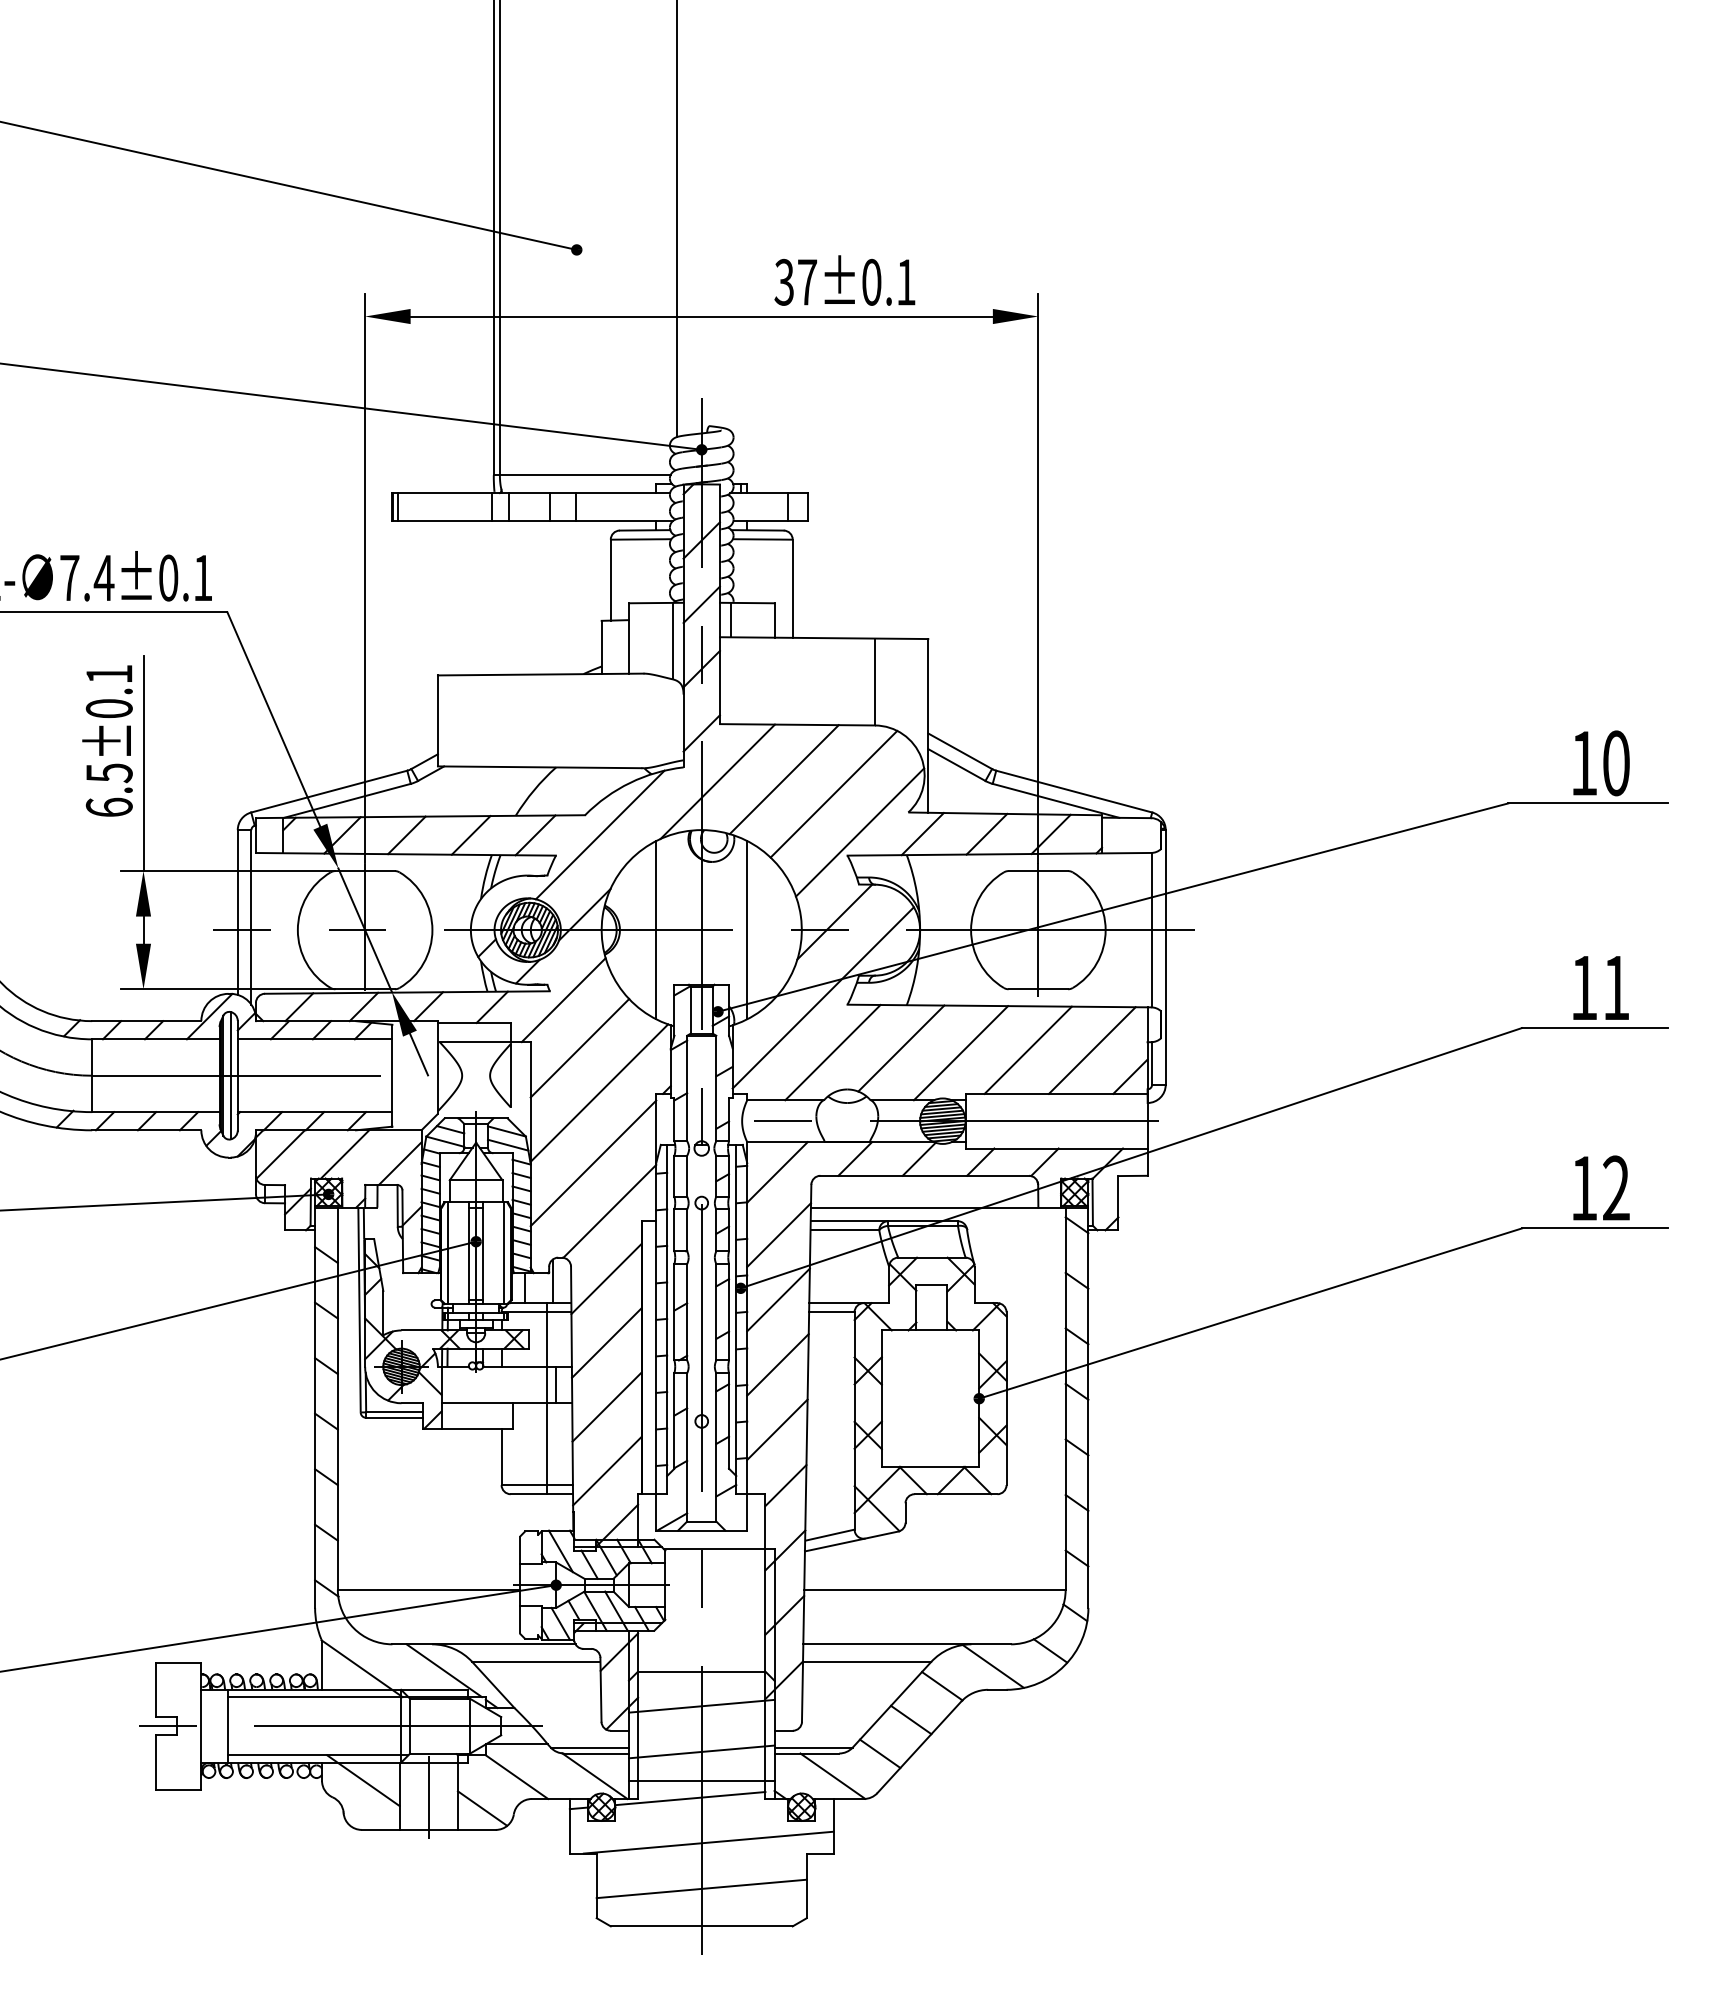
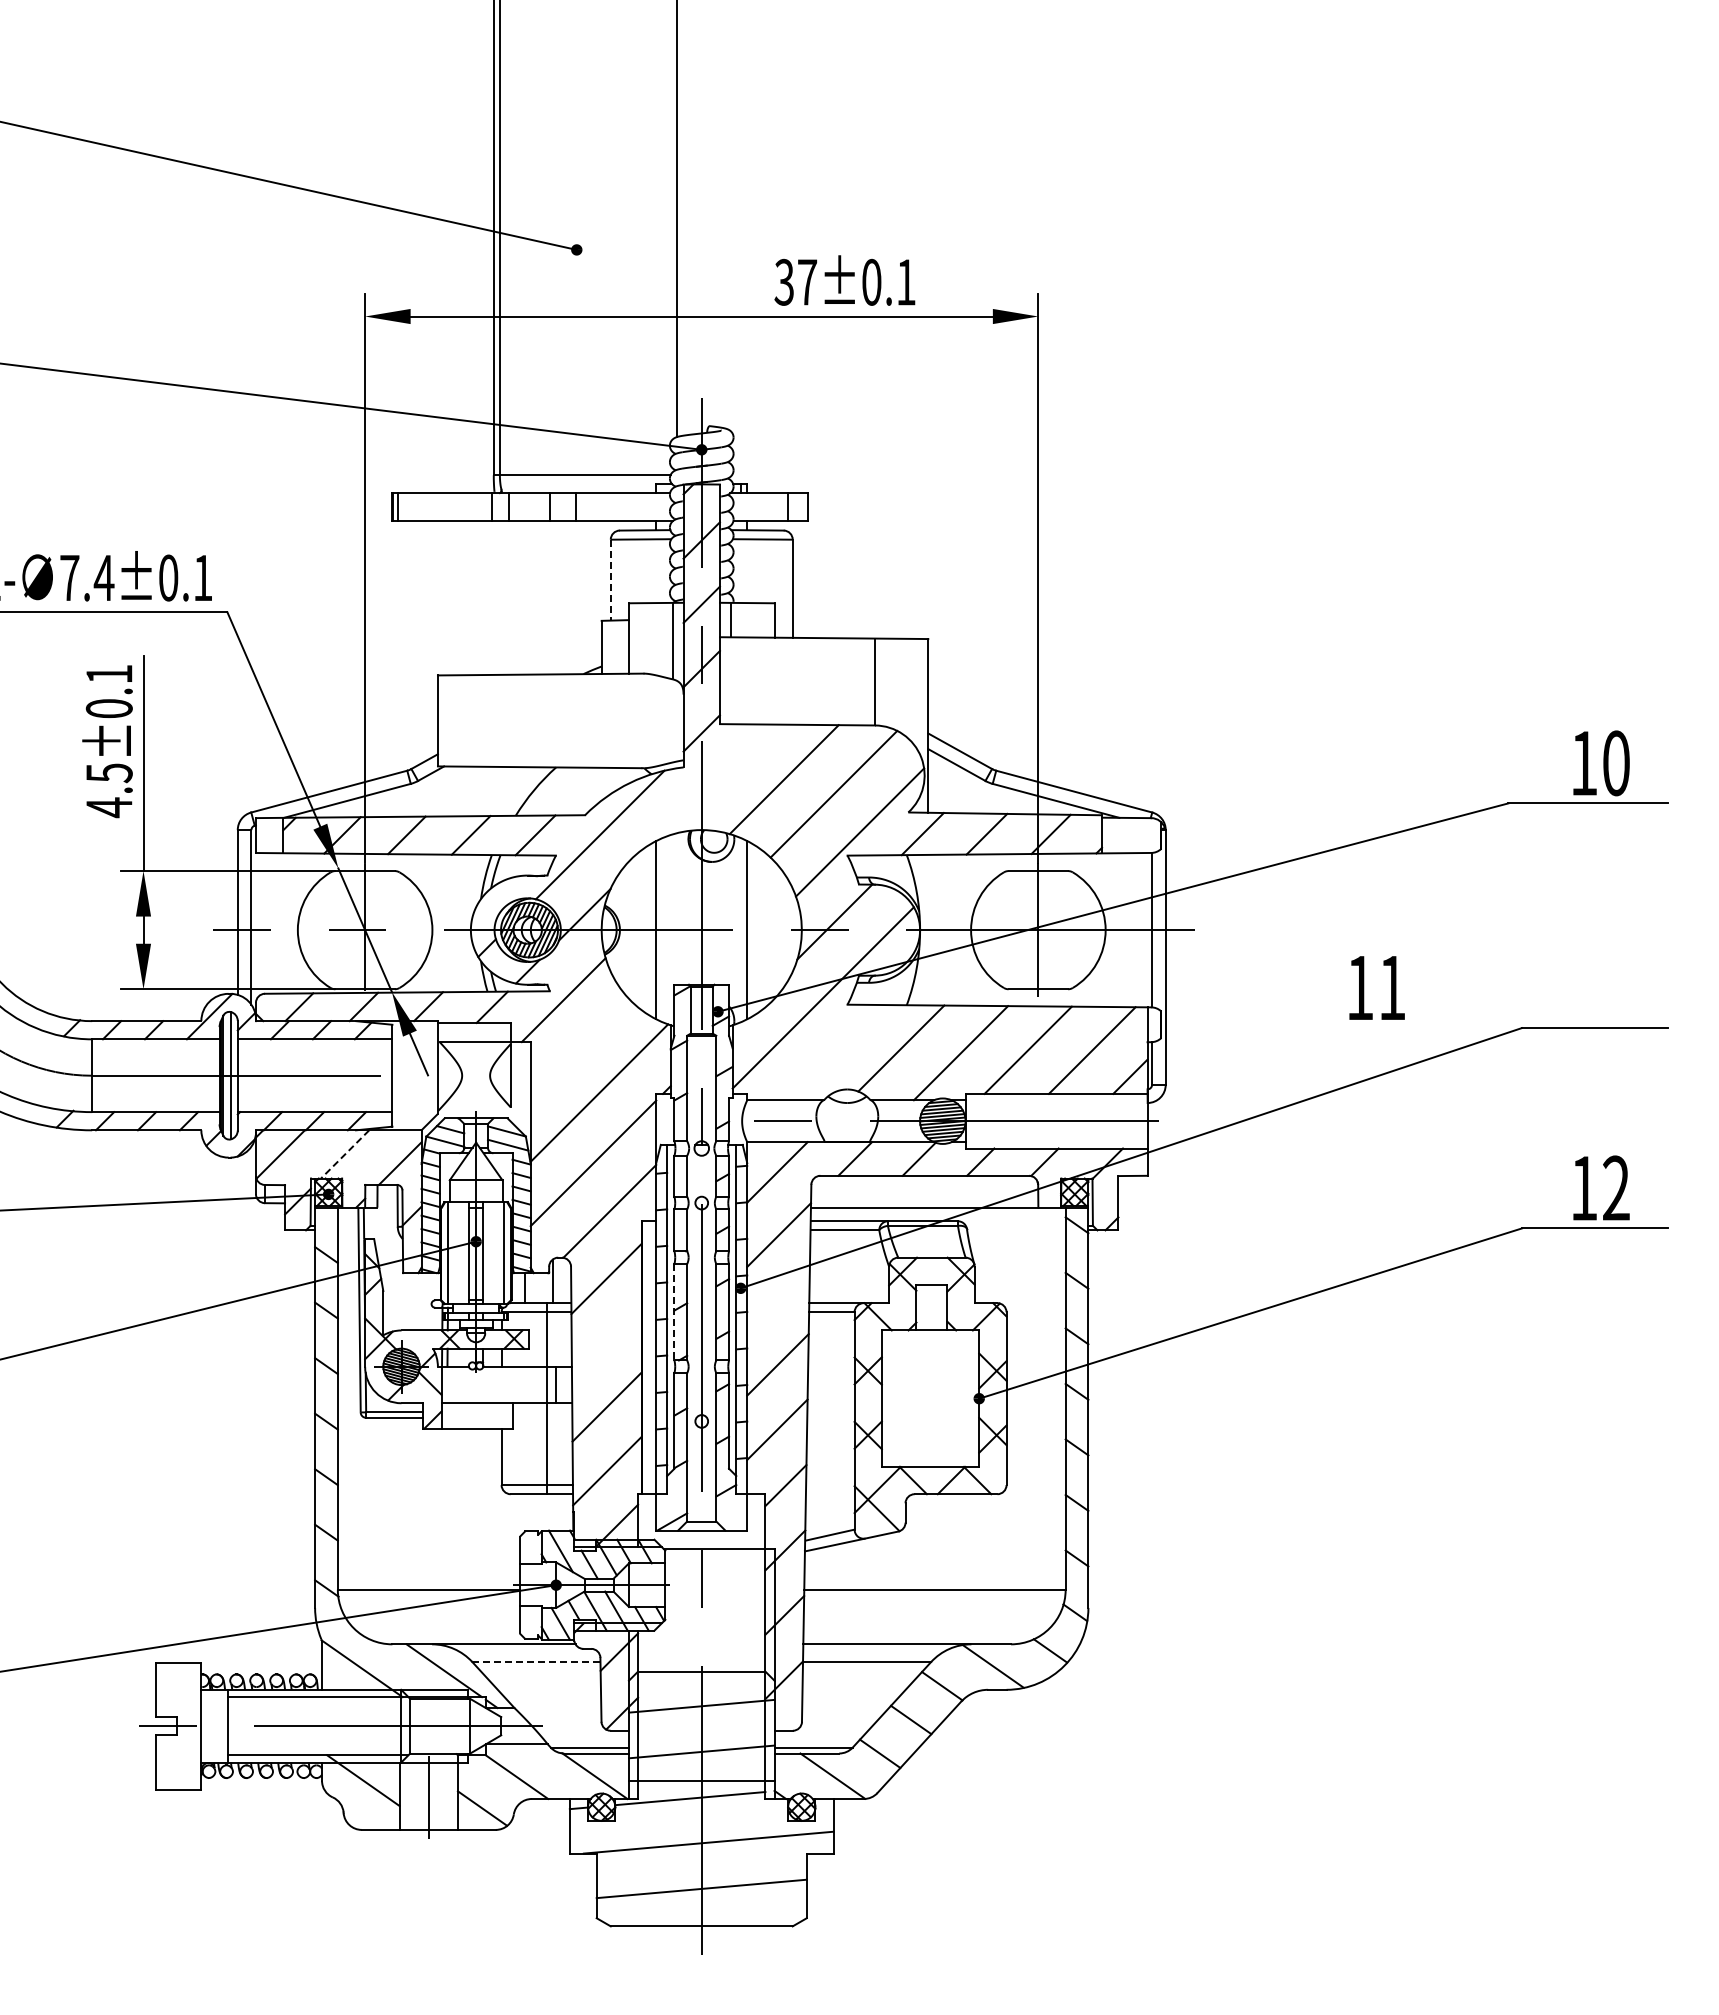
line: solid -> dashed (610, 580)
line: present -> none (717, 781)
text: 6.5±0.1 -> 4.5±0.1 (108, 807)
text position: (1600, 987) -> (1376, 987) (1376, 987)
line: present -> none (579, 1048)
line: present -> none (832, 1052)
line: solid -> dashed (344, 1154)
line: present -> none (778, 1299)
line: solid -> dashed (674, 1312)
line: present -> none (606, 1342)
line: solid -> dashed (535, 1662)
